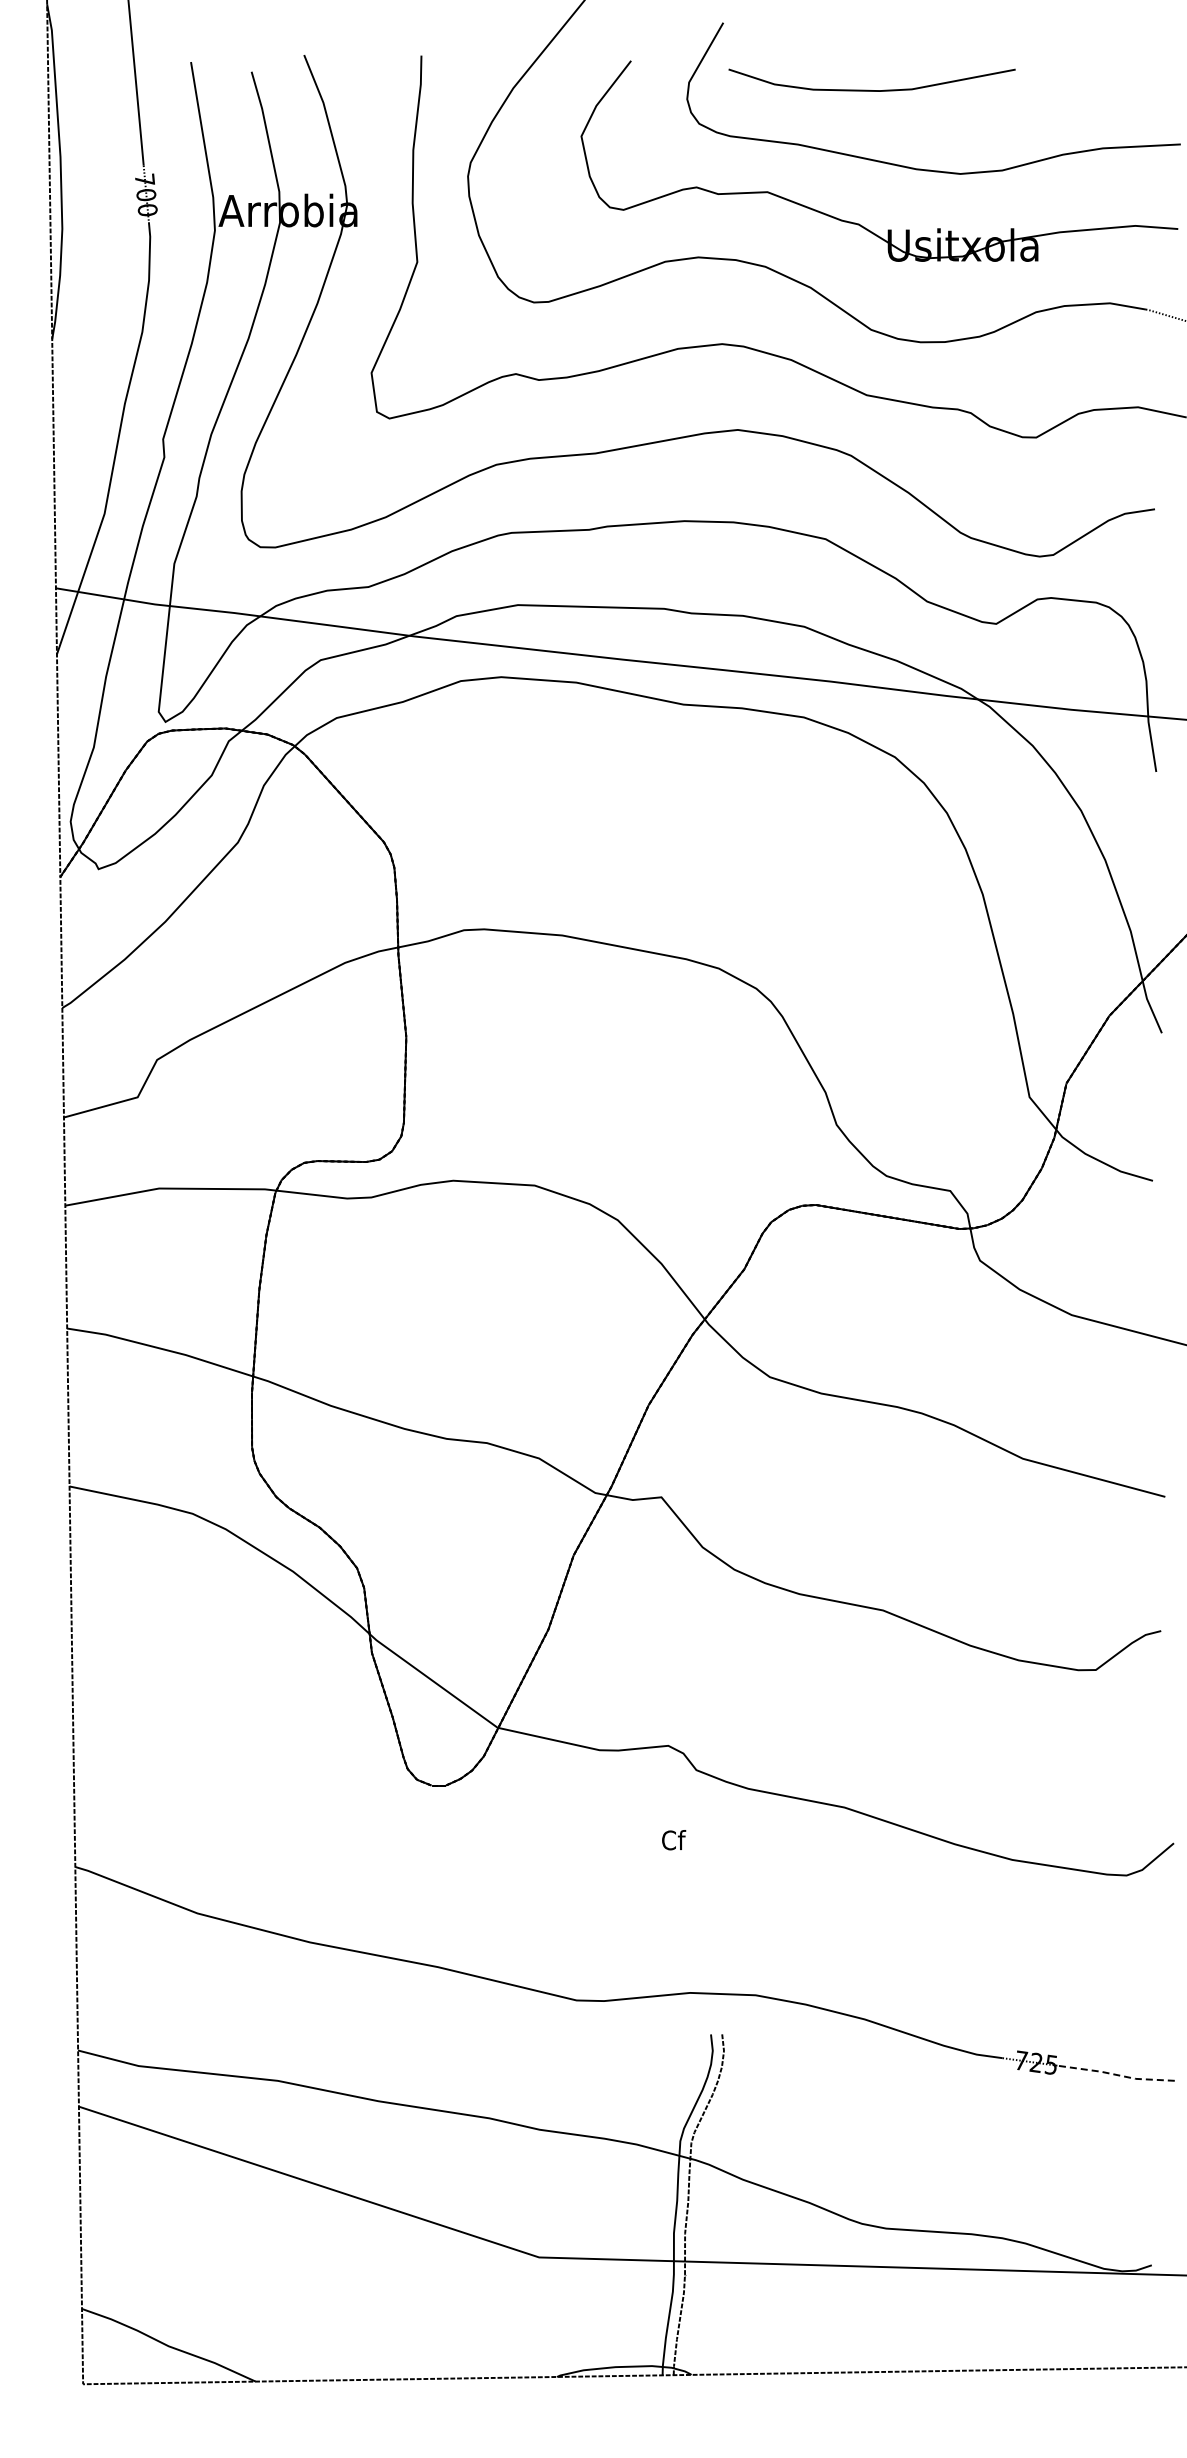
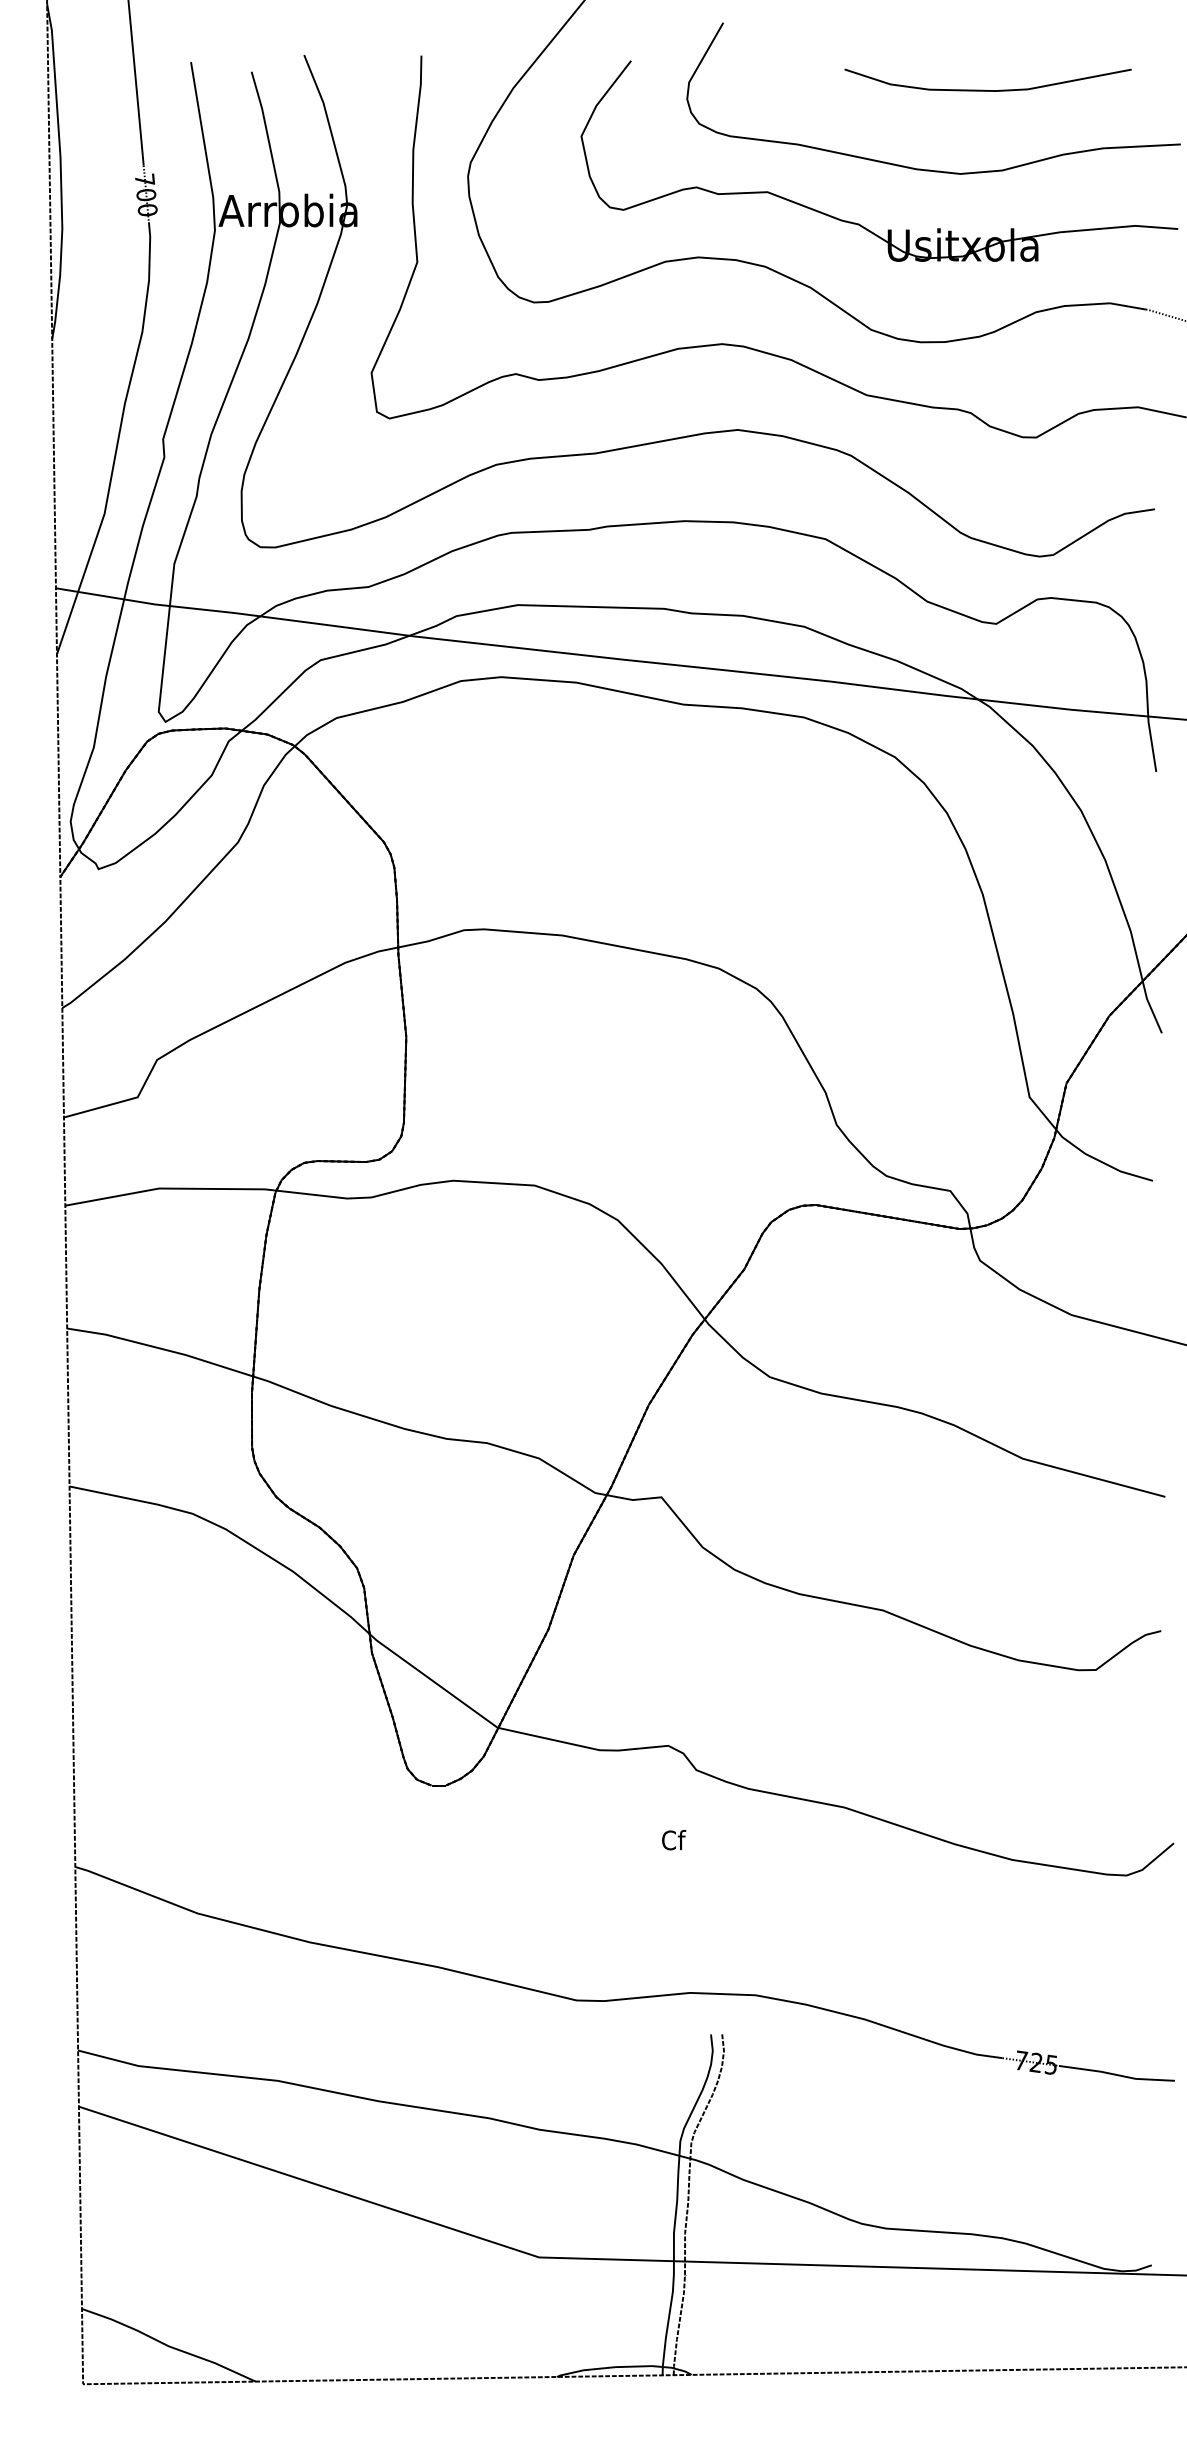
curve position: (868, 89) -> (984, 89) (984, 89)
line: dashed -> solid (1117, 2075)
